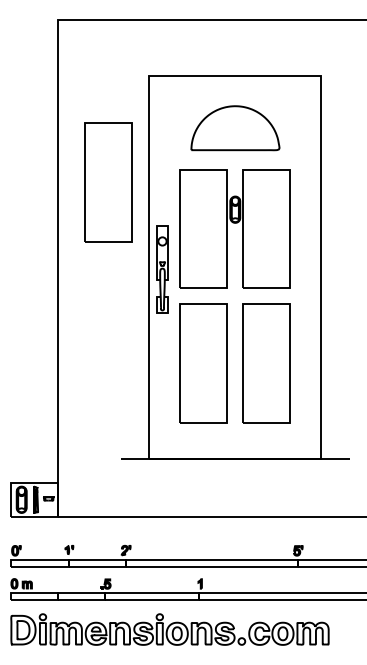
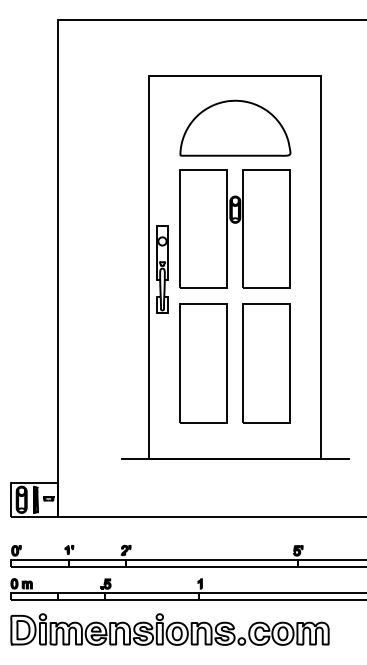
part size: 91x47 px -> 113x58 px (235, 127)
part: present -> none (108, 182)
